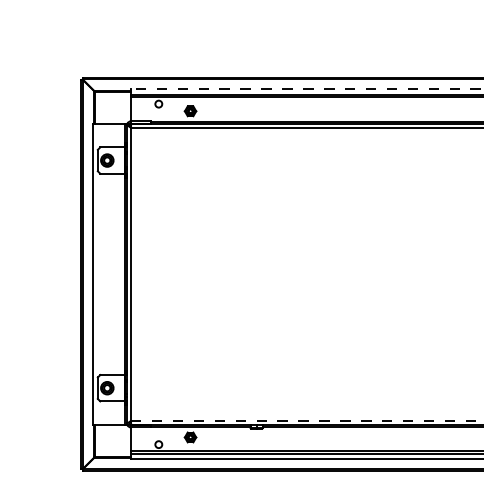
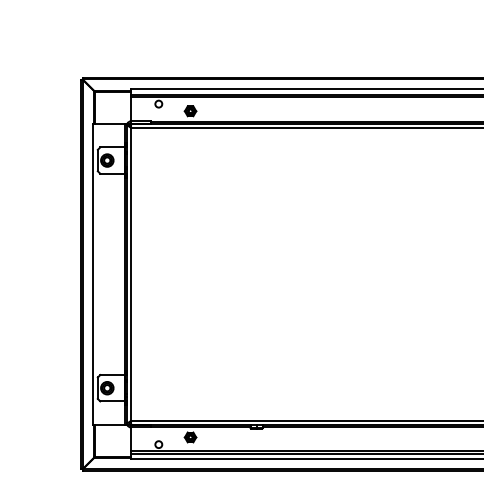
line: dashed -> solid (306, 89)
line: dashed -> solid (307, 420)
